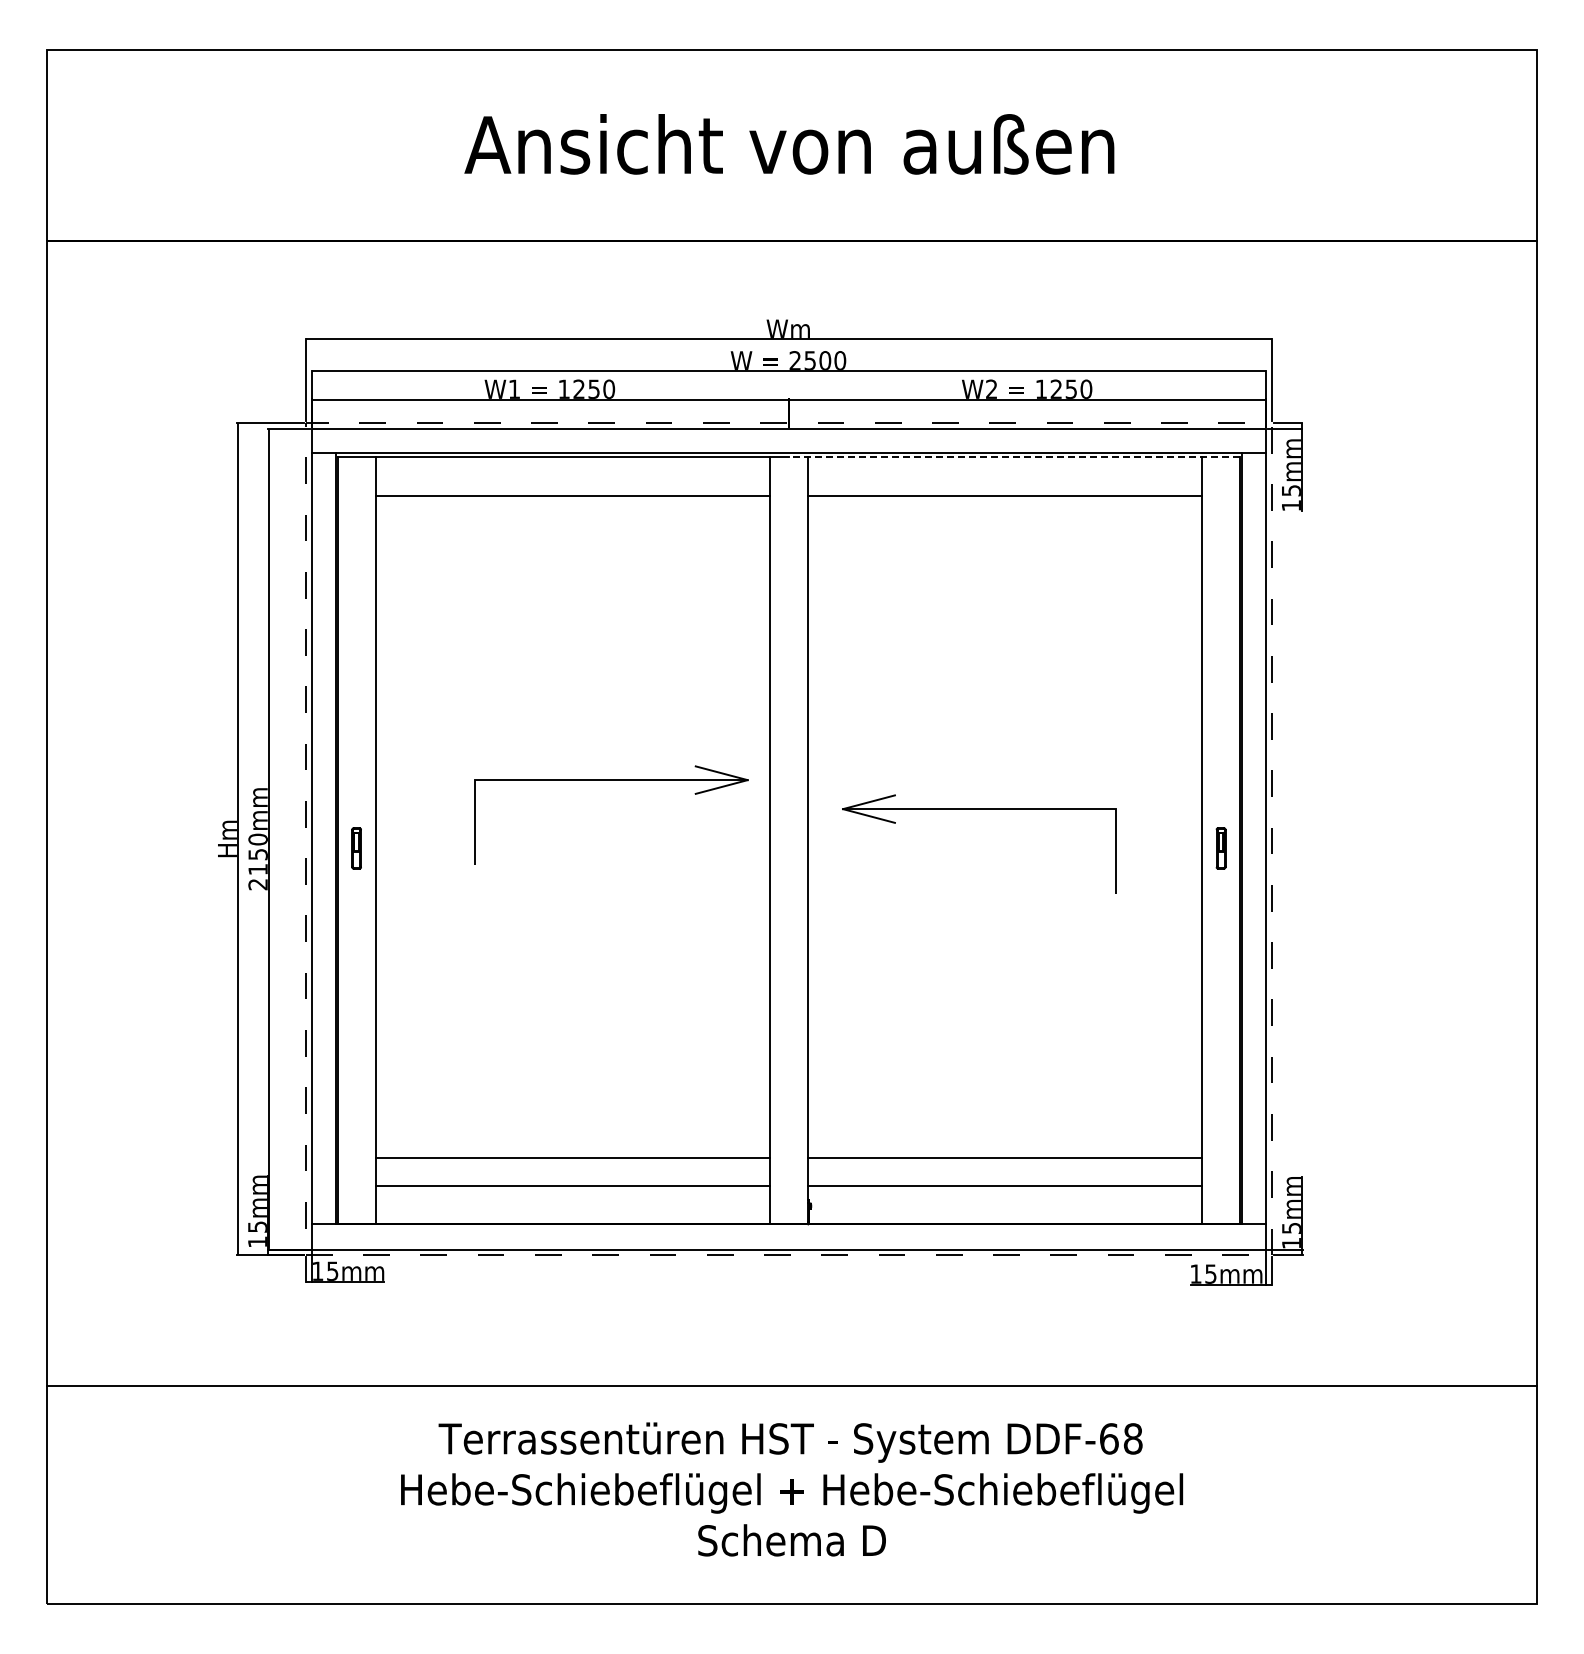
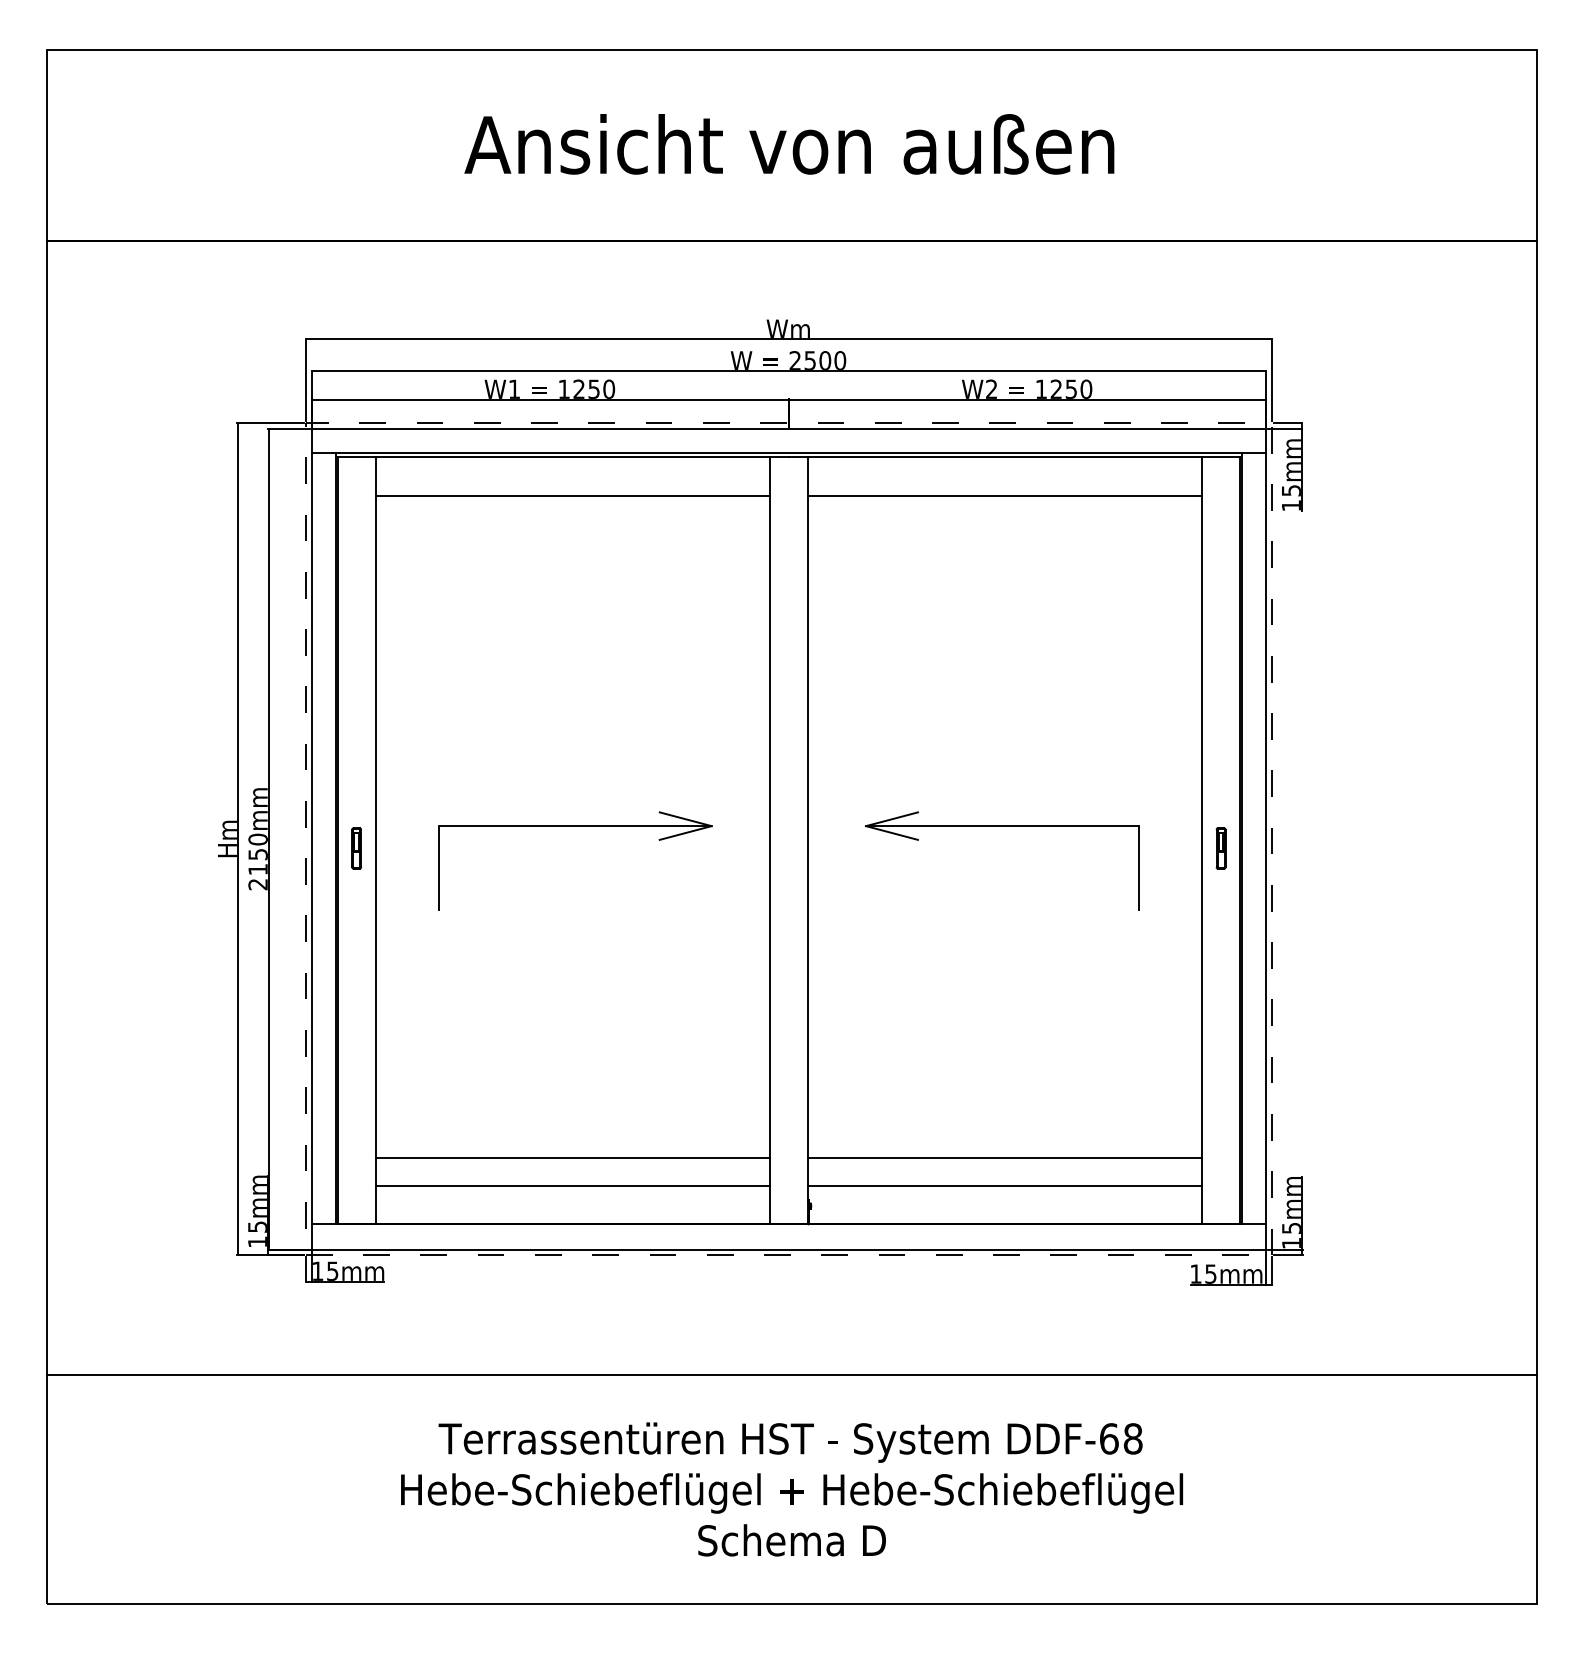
line: dashed -> solid (1014, 457)
part position: (611, 780) -> (575, 826) (575, 826)
part position: (979, 809) -> (1002, 826) (1002, 826)
line position: (791, 1386) -> (791, 1375) (791, 1375)
